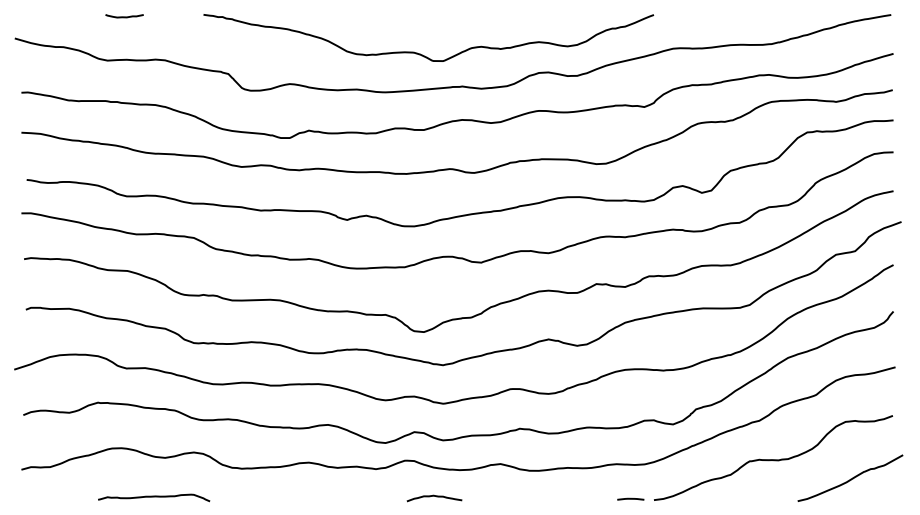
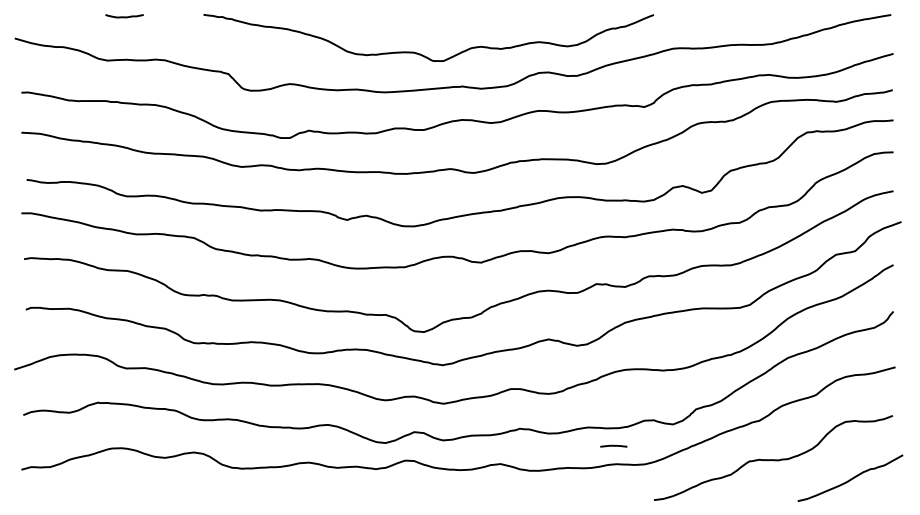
curve: present -> none (434, 496)
curve: present -> none (154, 497)
line position: (630, 498) -> (613, 445) (613, 445)
